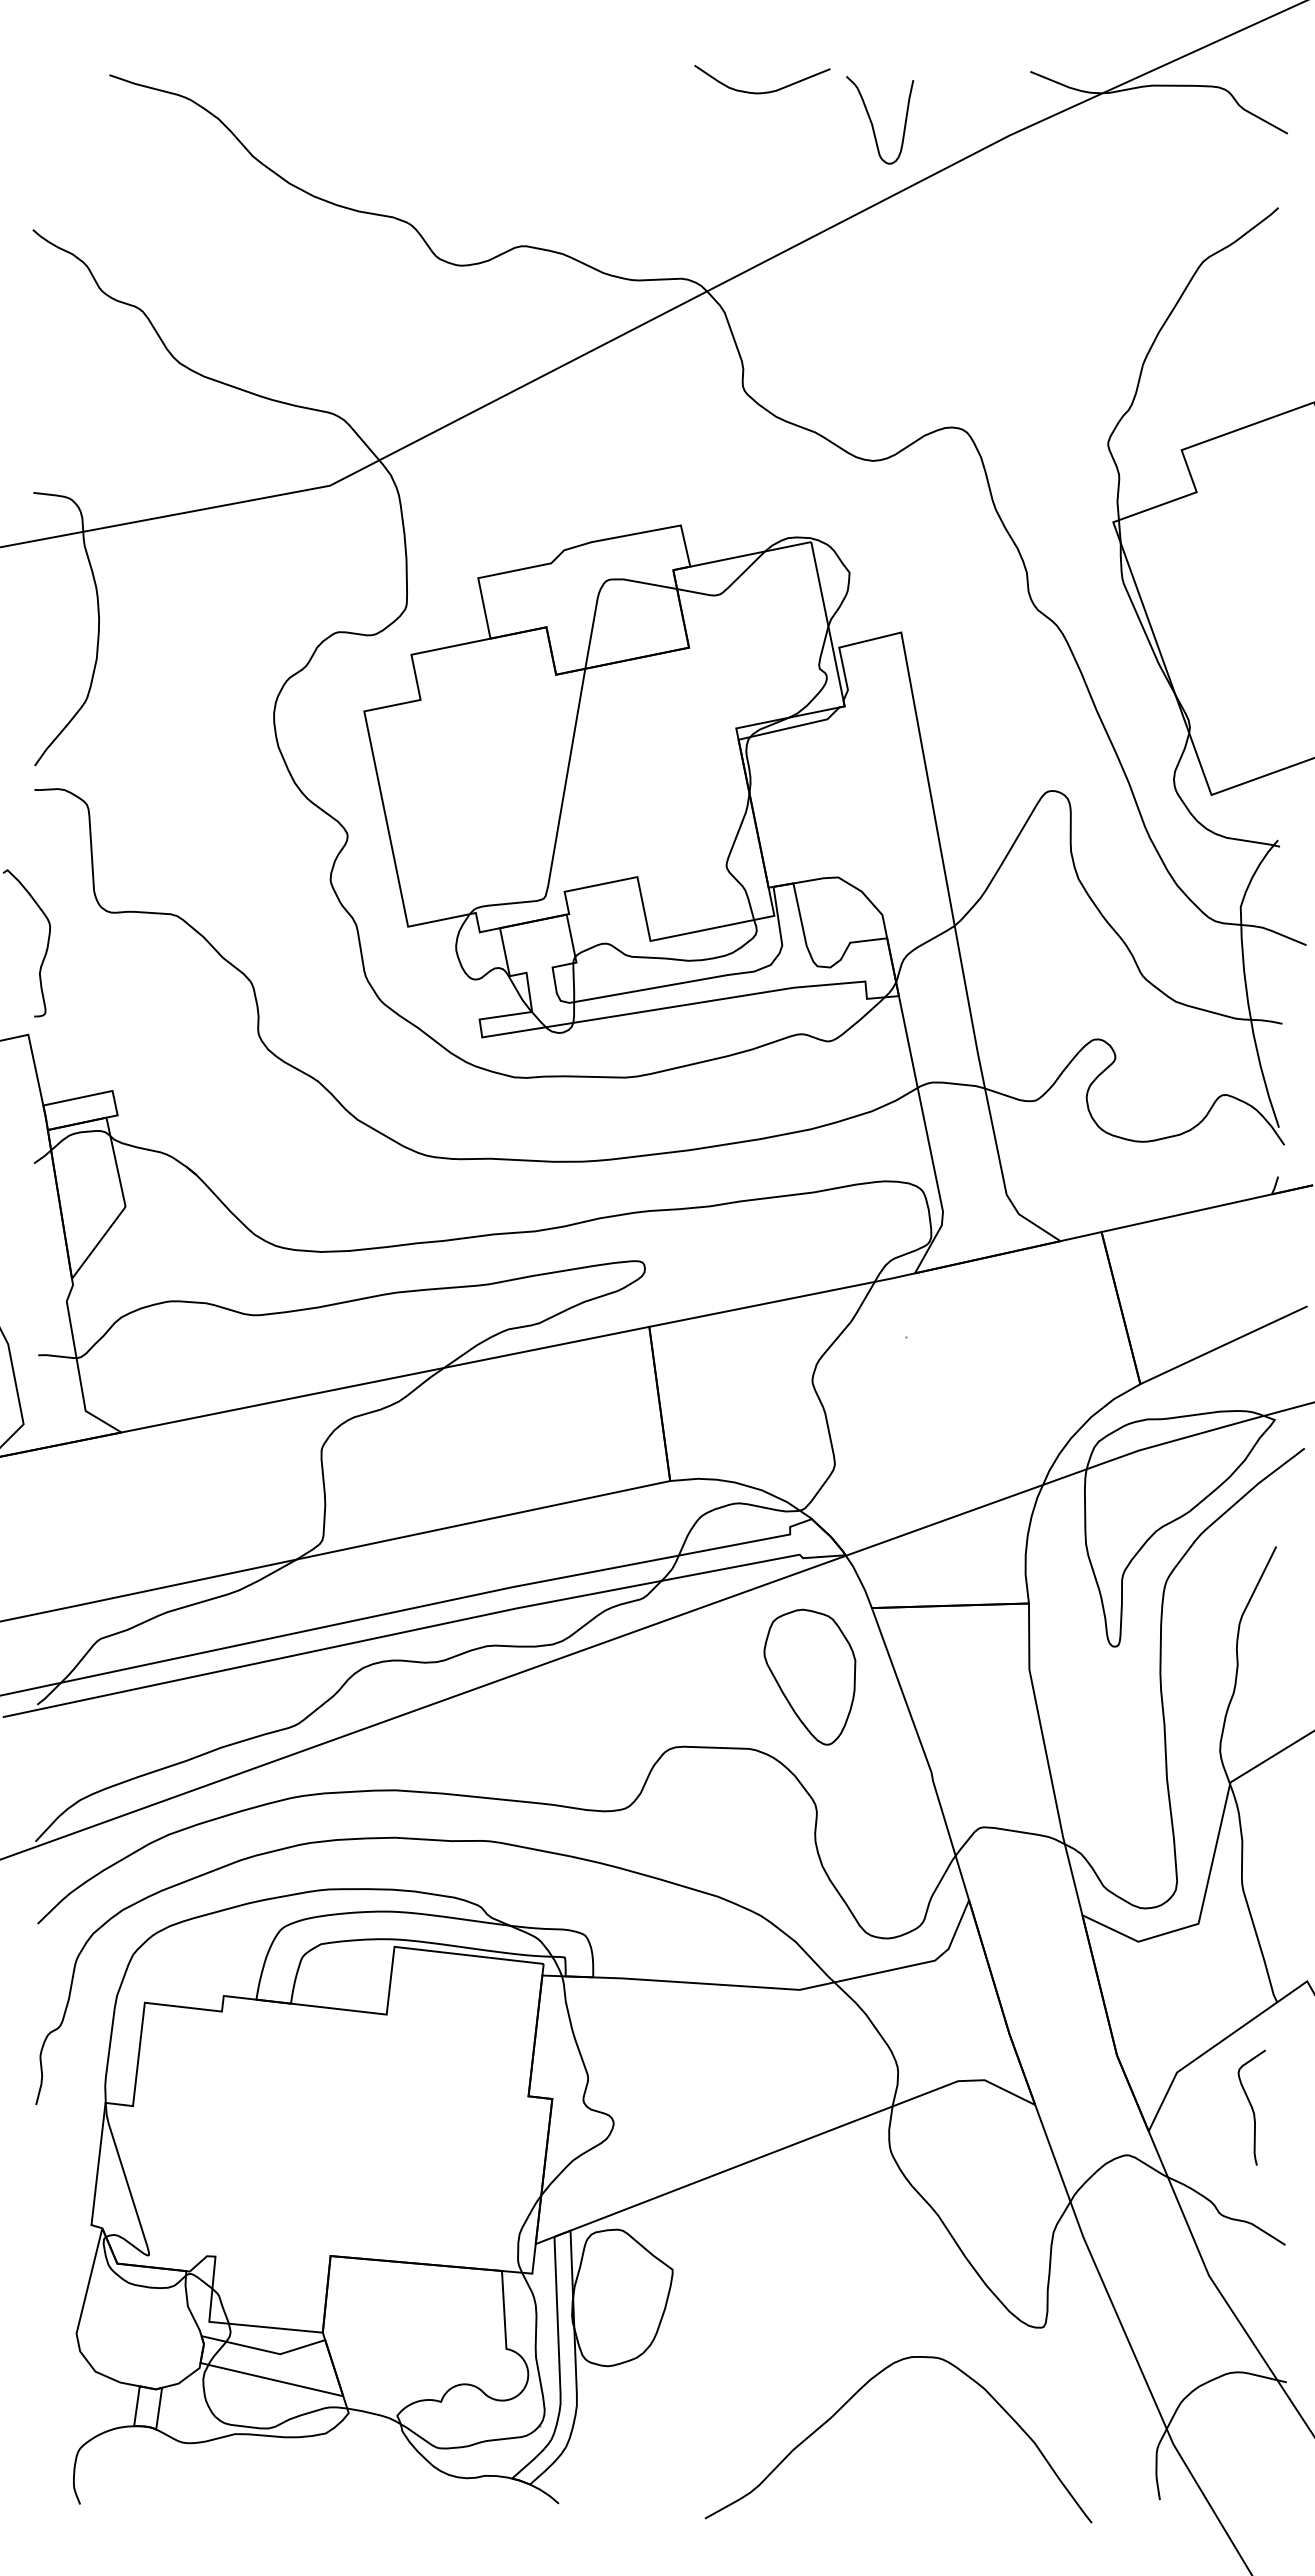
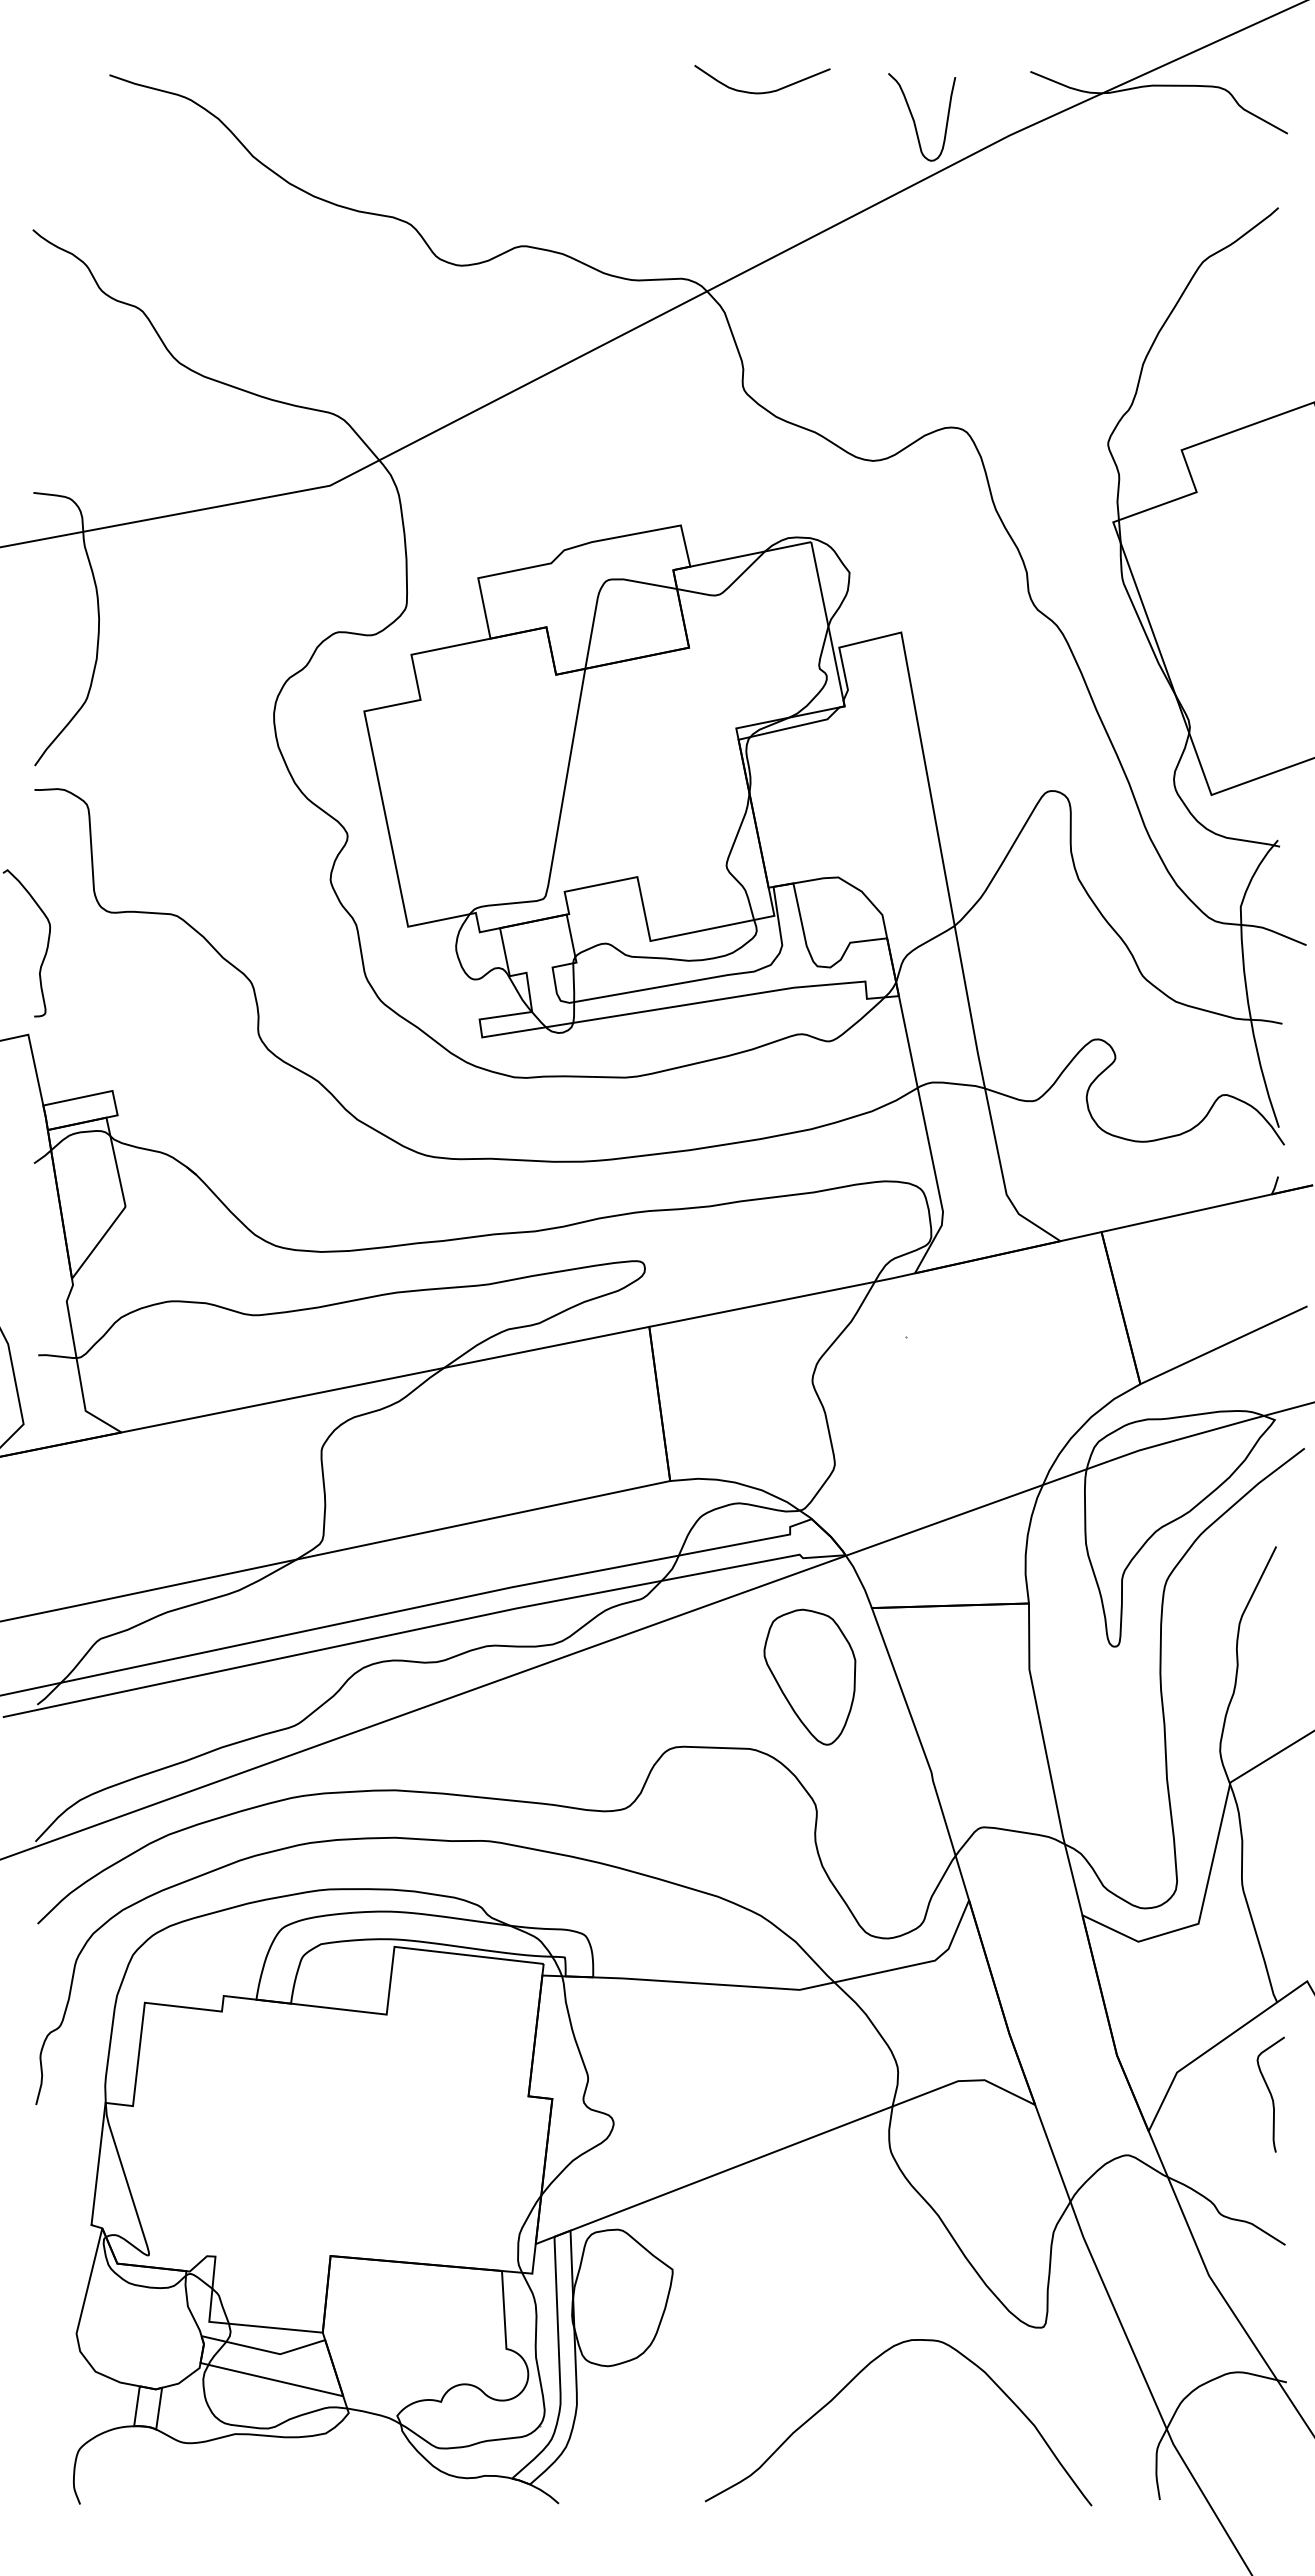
curve position: (872, 122) -> (914, 119) (914, 119)
curve position: (1251, 2107) -> (1270, 2094) (1270, 2094)
curve position: (855, 2395) -> (855, 2378) (855, 2378)
